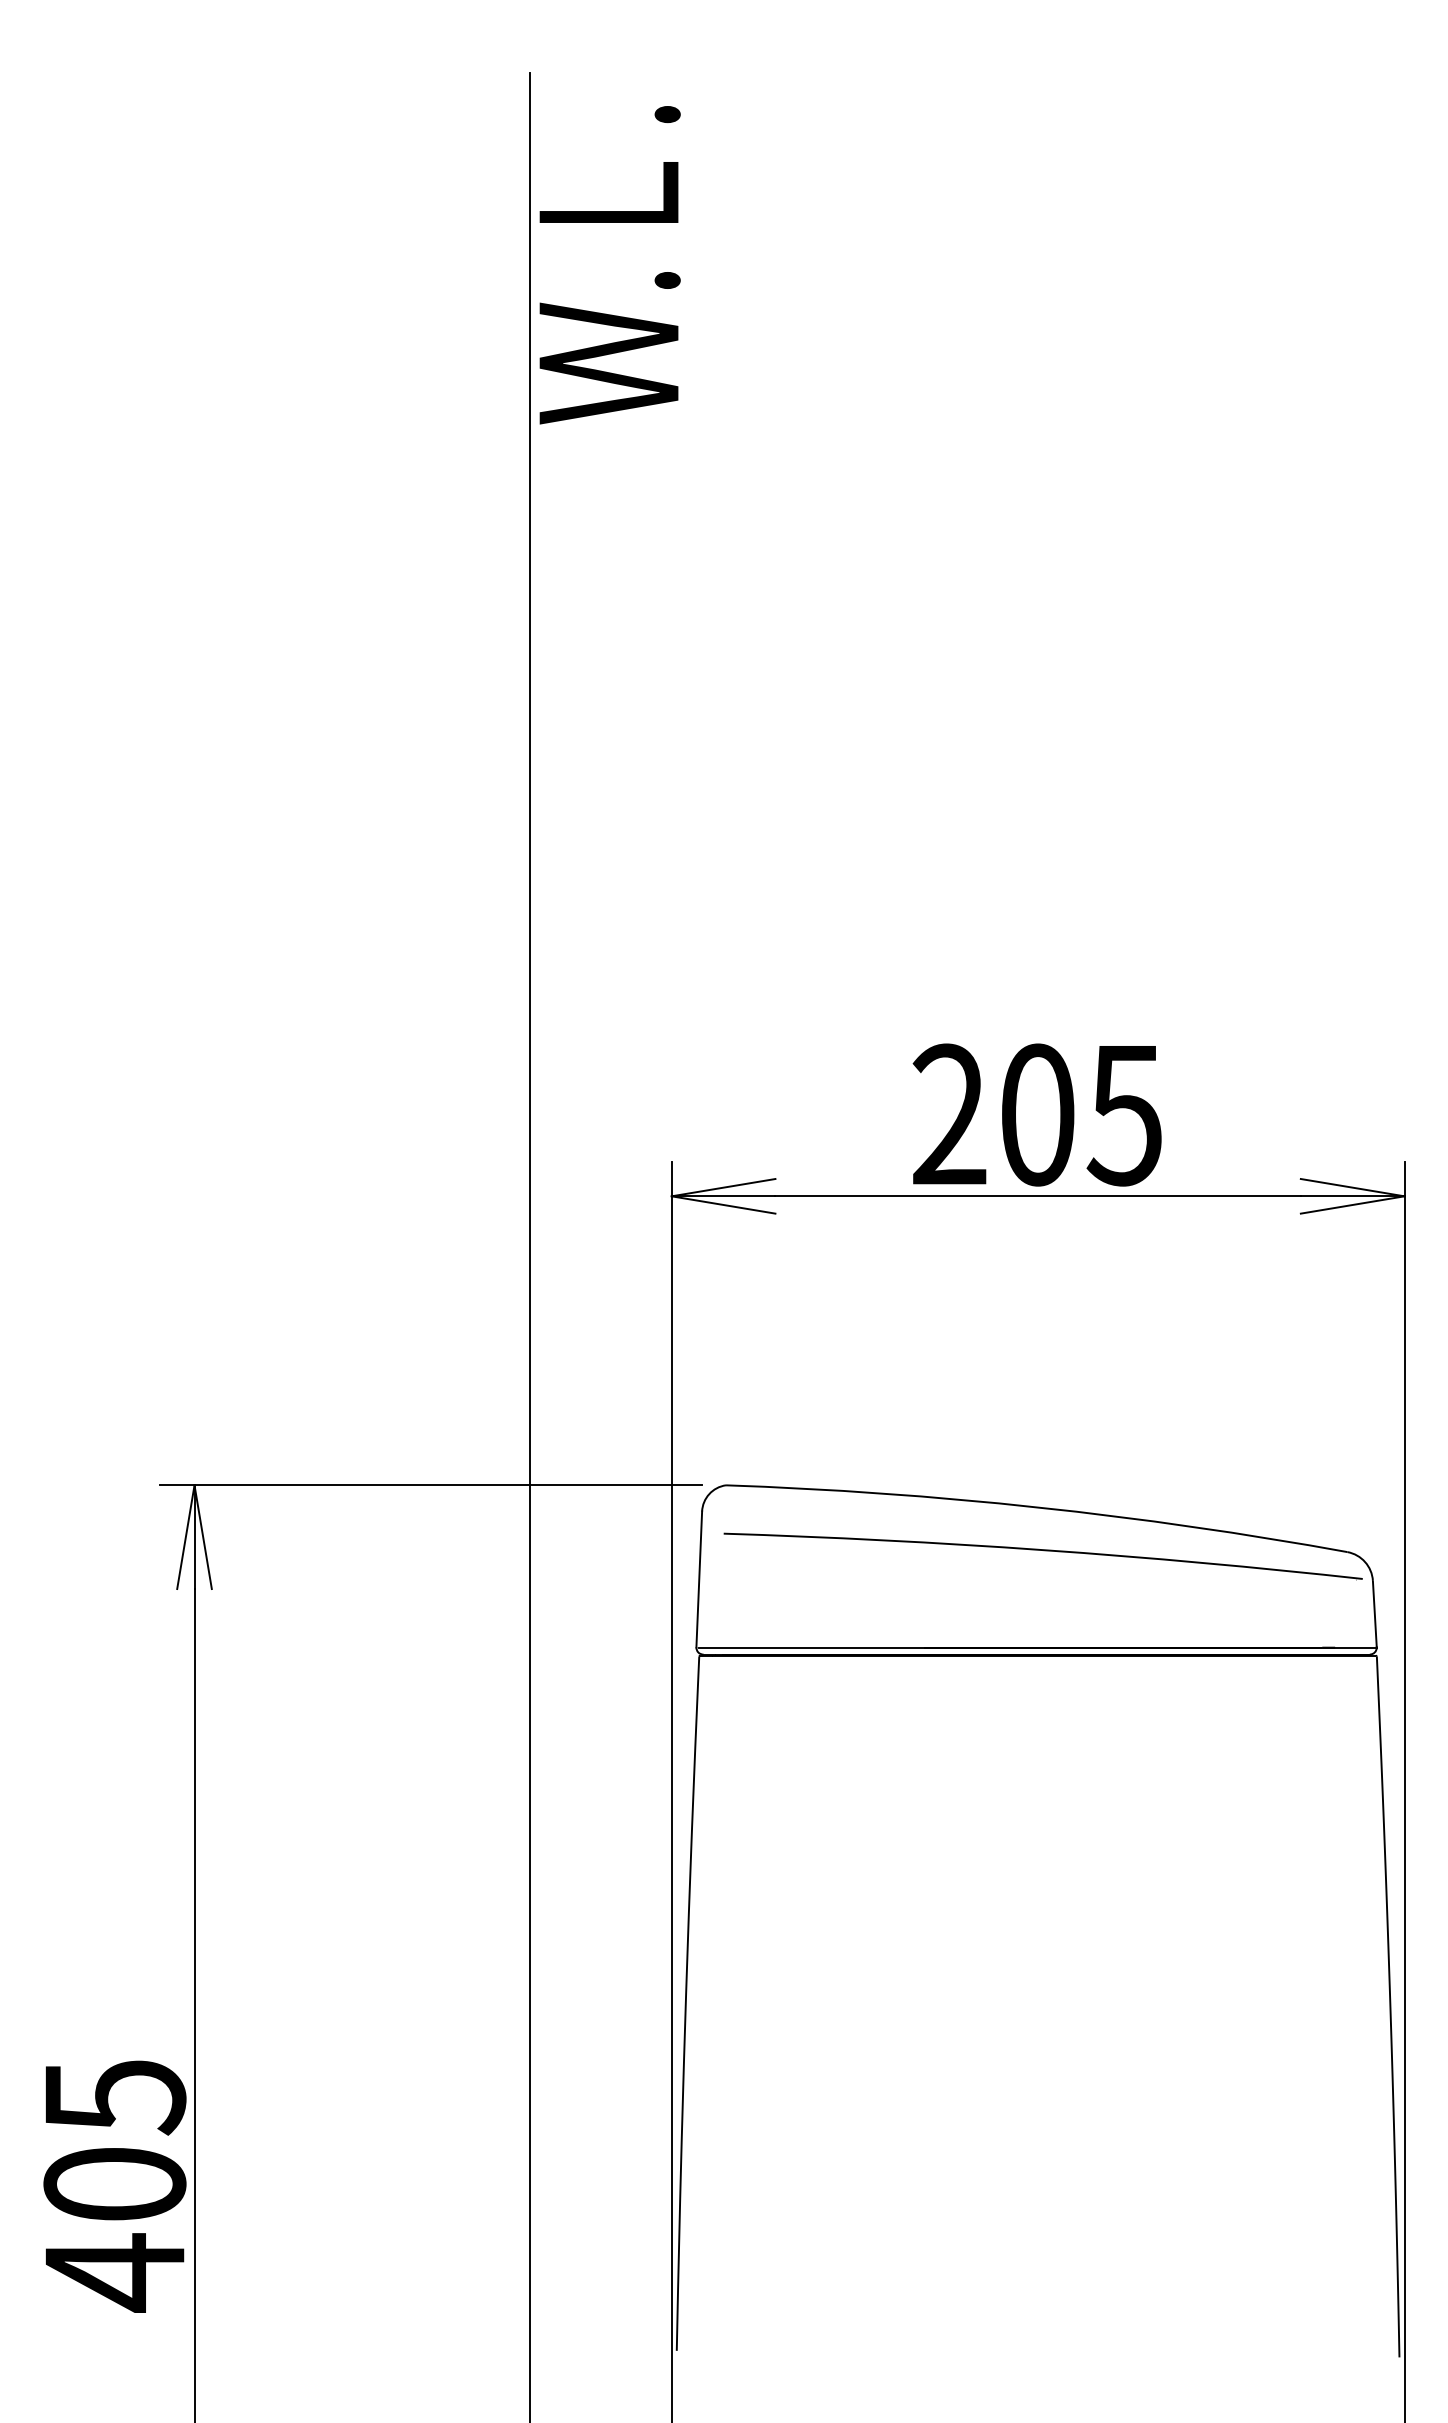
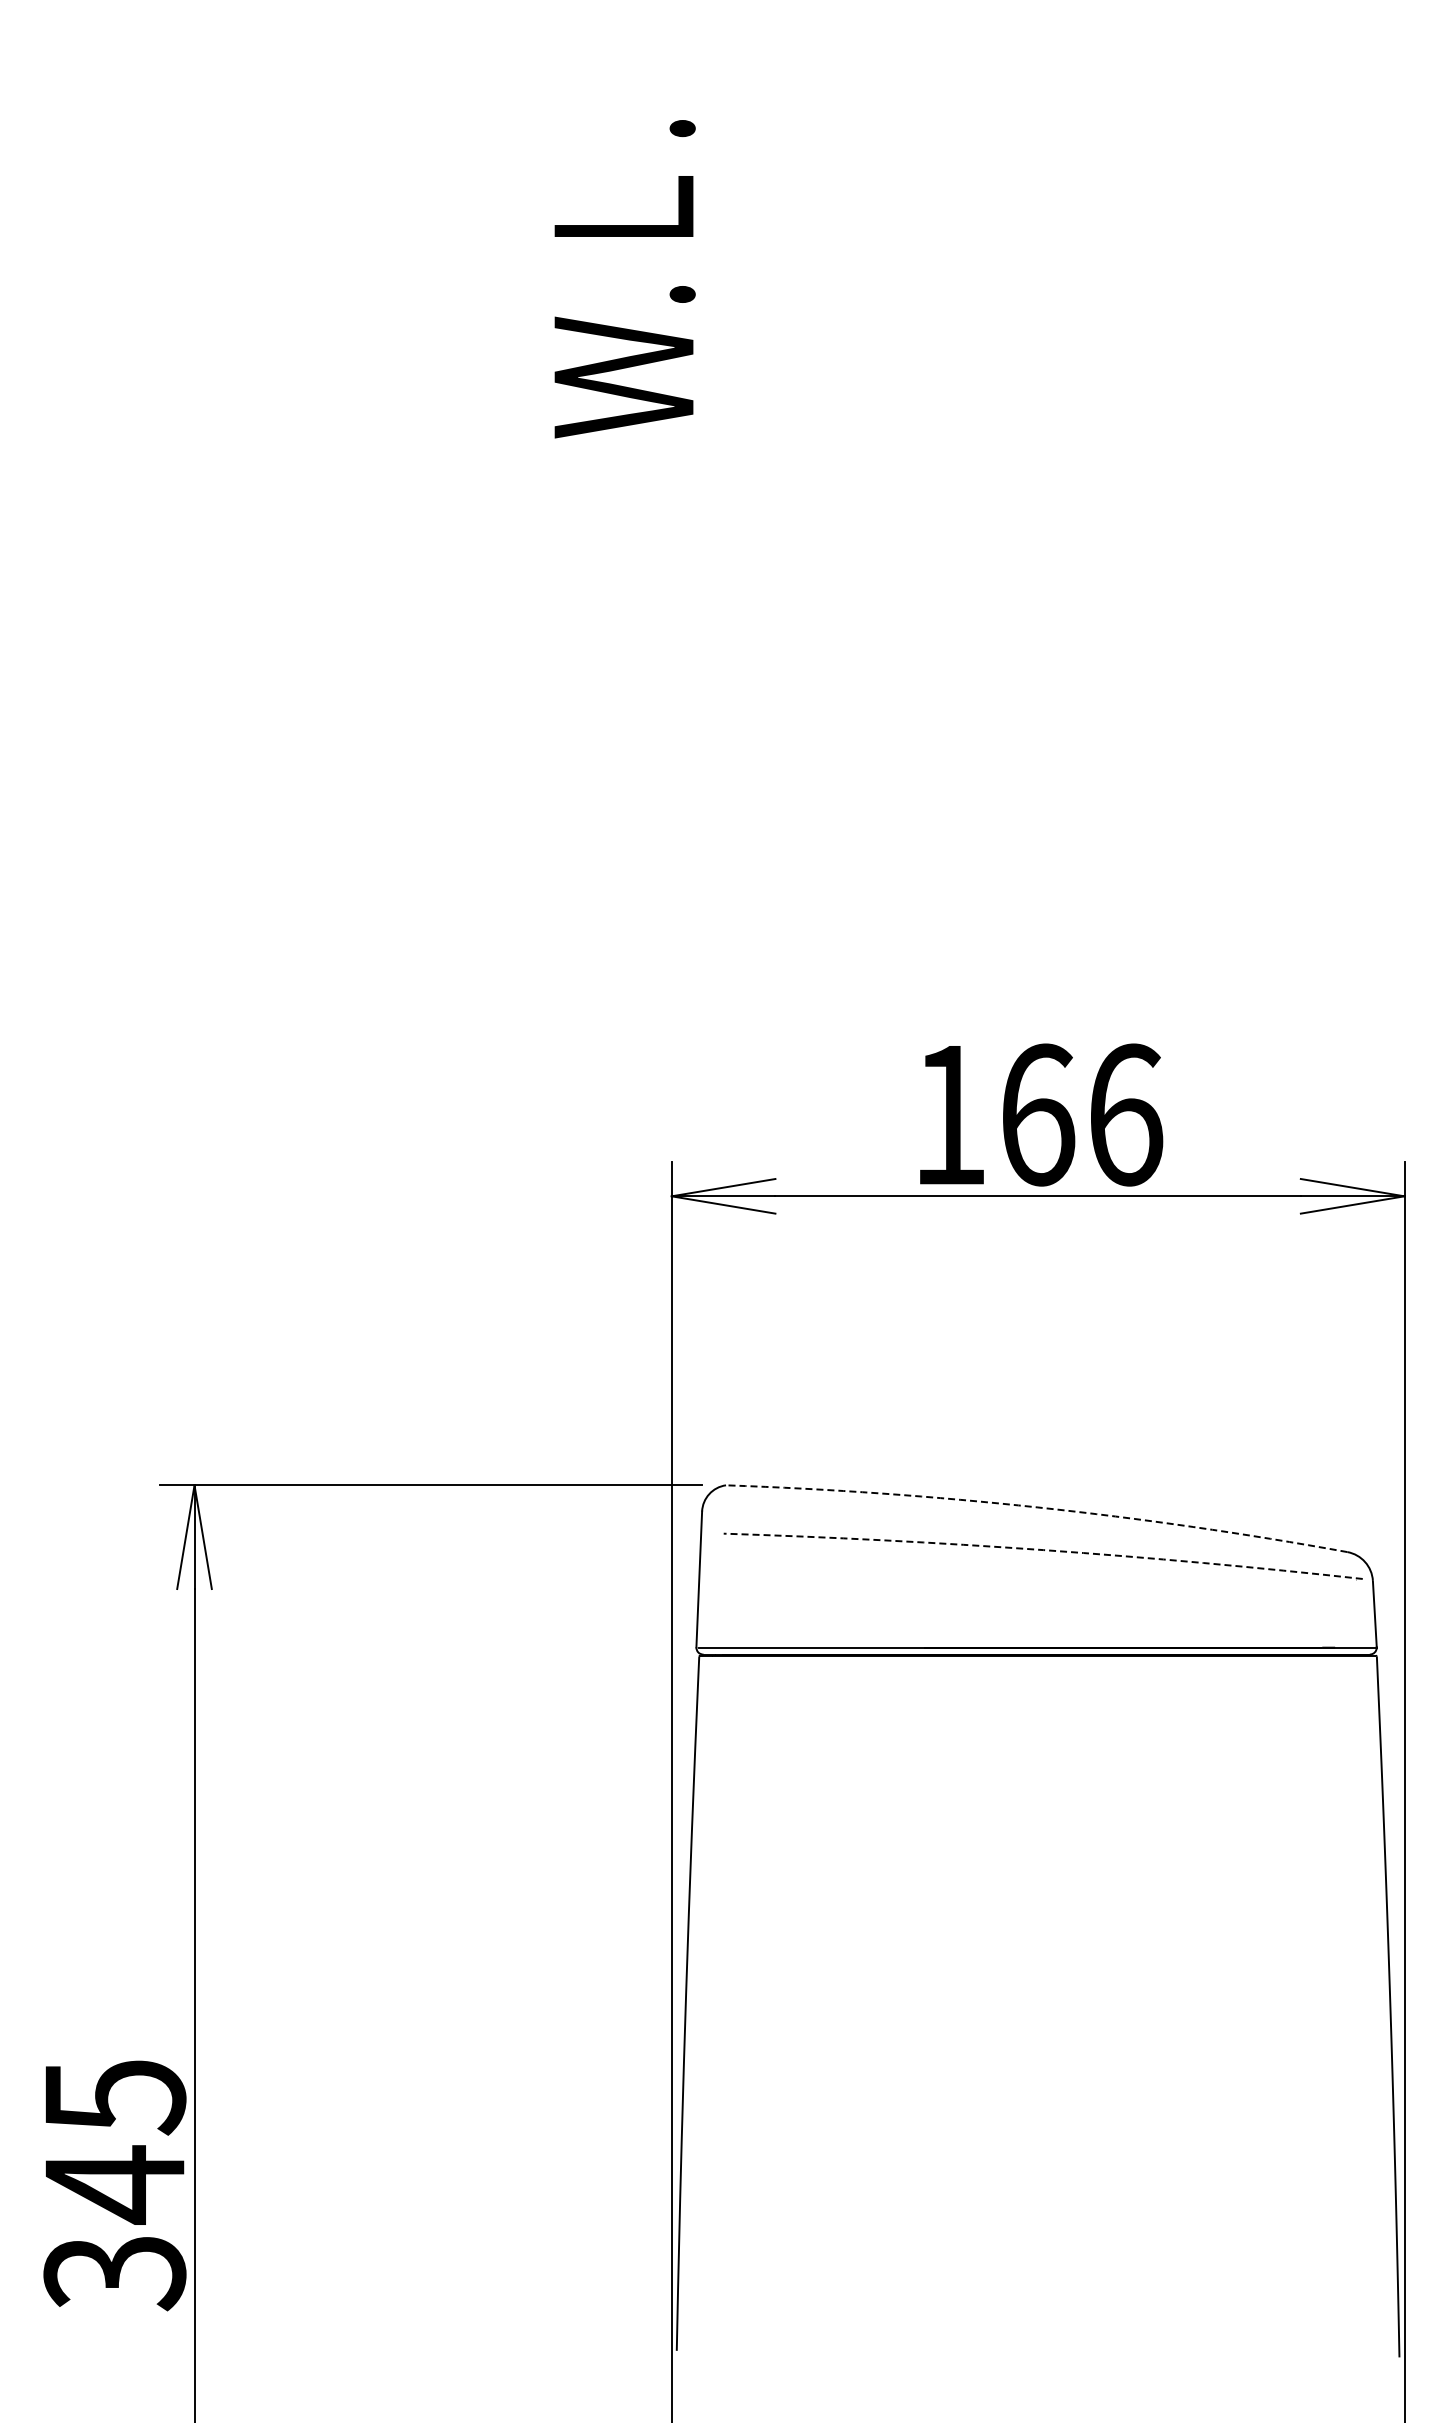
text position: (609, 265) -> (624, 279) (624, 279)
text: 205 -> 166 (1037, 1114)
line: present -> none (529, 1245)
arc: solid -> dashed (1037, 1507)
arc: solid -> dashed (1043, 1550)
text: 405 -> 345 (114, 2228)
